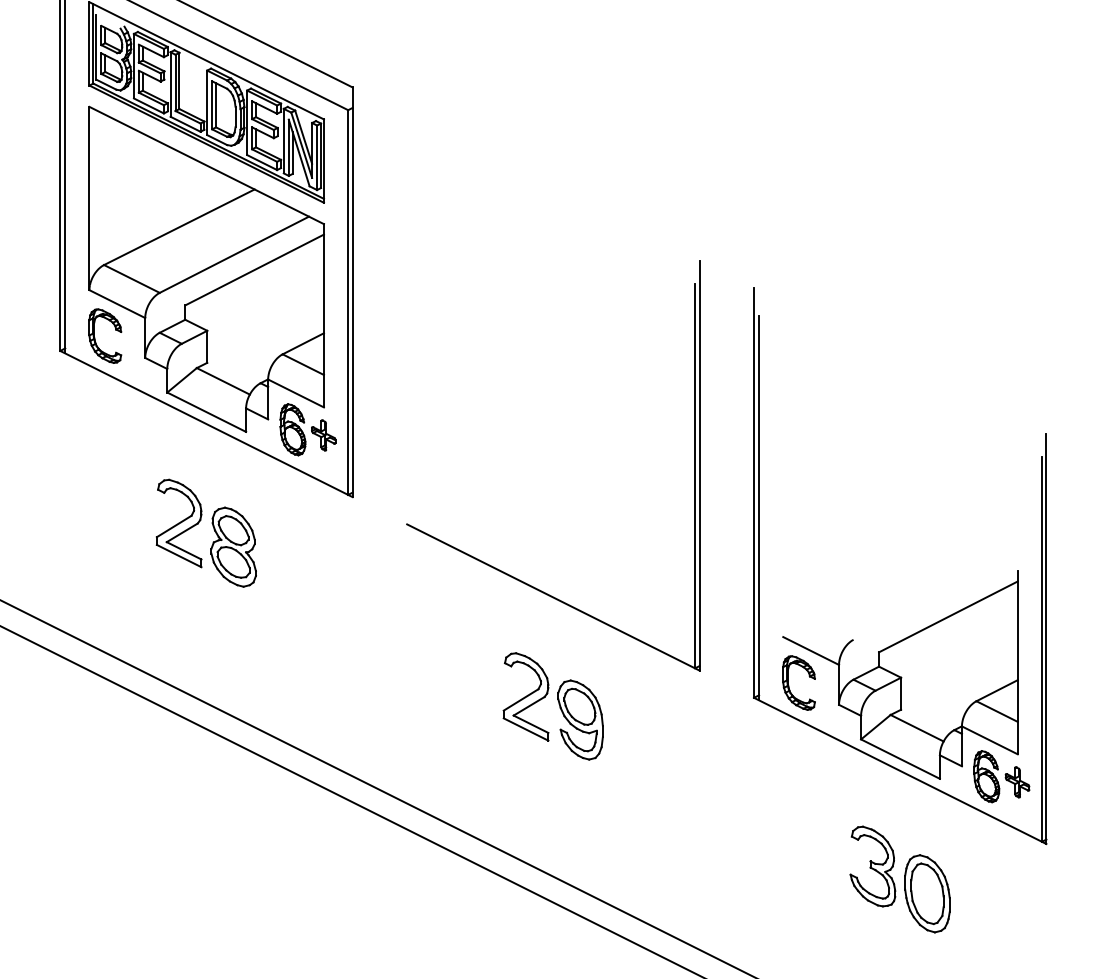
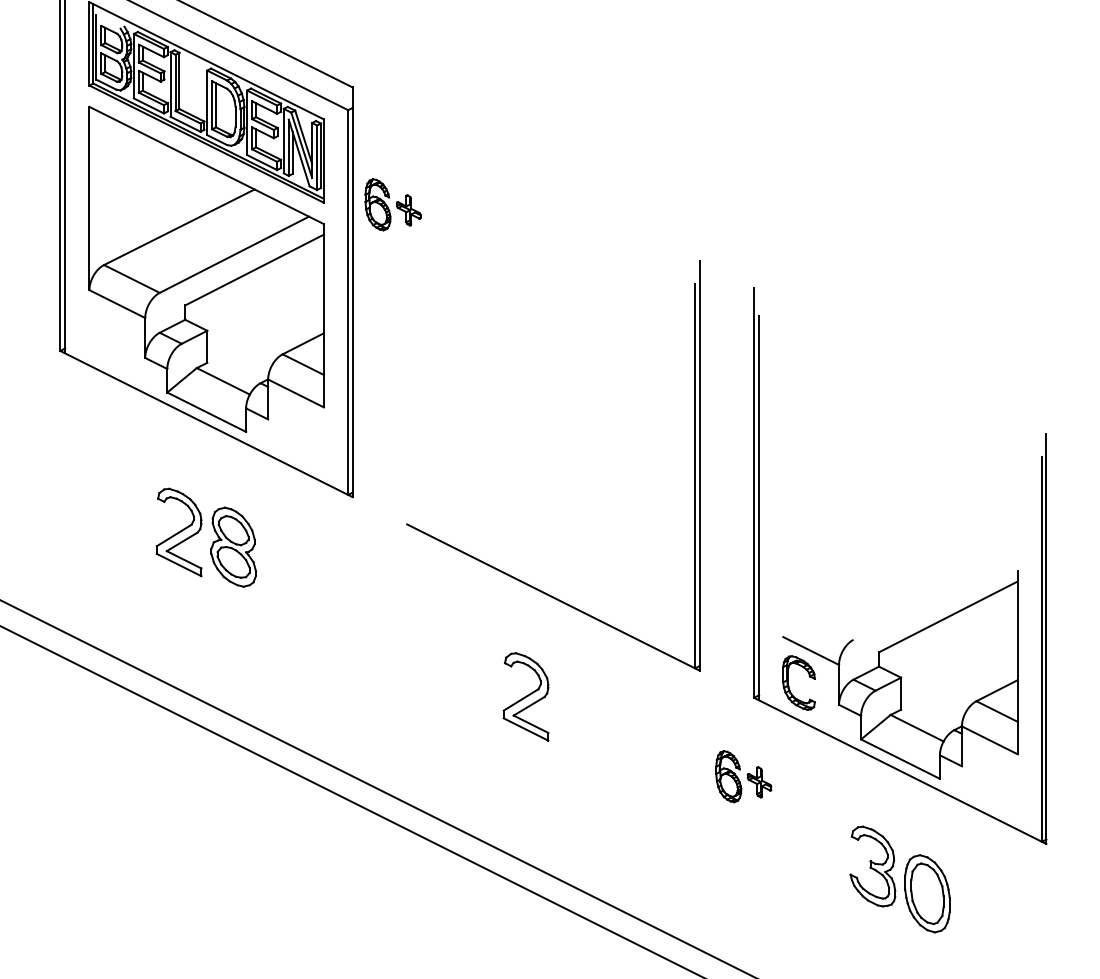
part: present -> none (95, 337)
part position: (307, 429) -> (392, 204) (392, 204)
part position: (178, 523) -> (178, 532) (178, 532)
part: present -> none (580, 719)
part position: (1001, 776) -> (743, 776) (743, 776)
